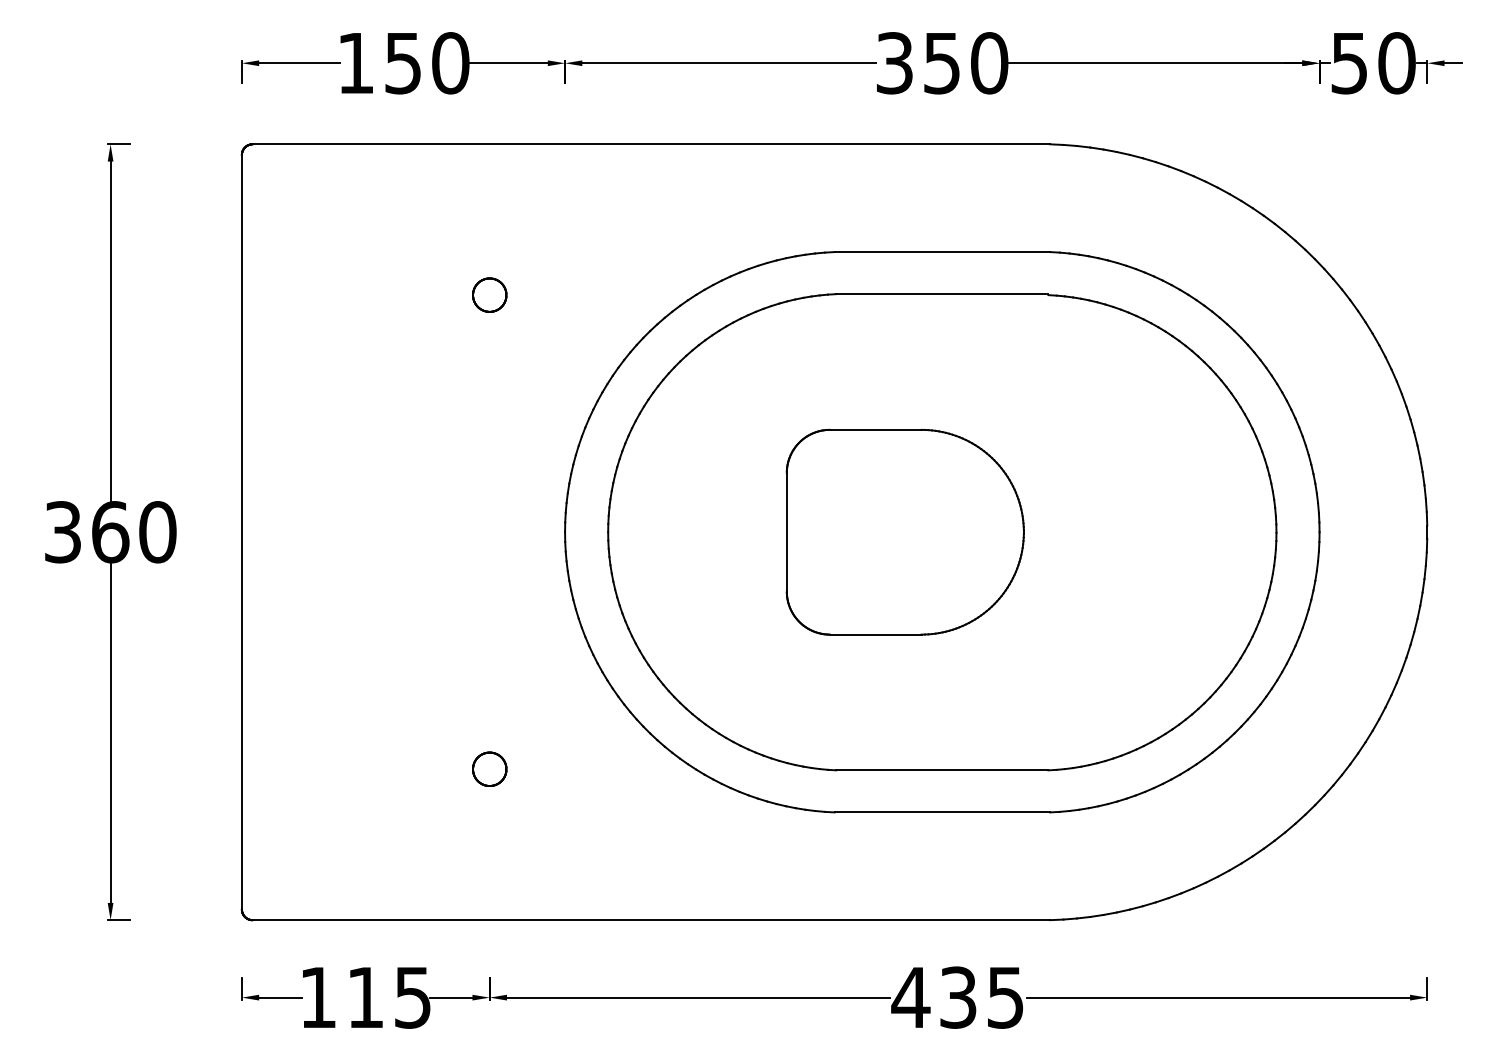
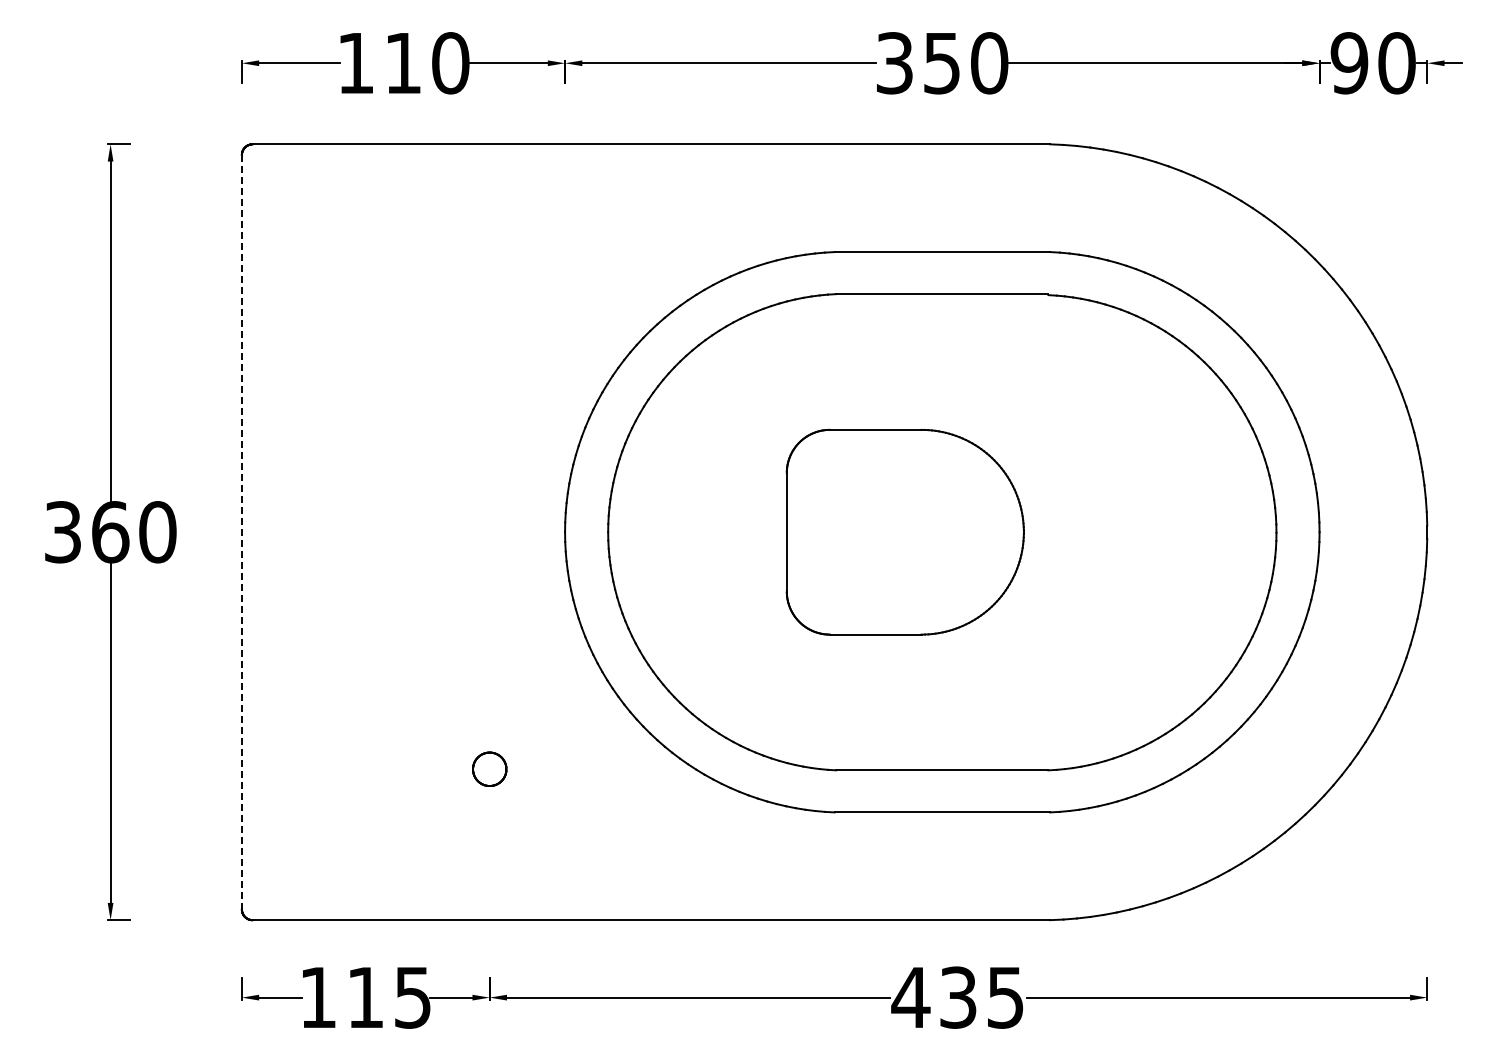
text: 150 -> 110 (402, 63)
text: 50 -> 90 (1349, 63)
part: present -> none (489, 294)
line: solid -> dashed (241, 532)
